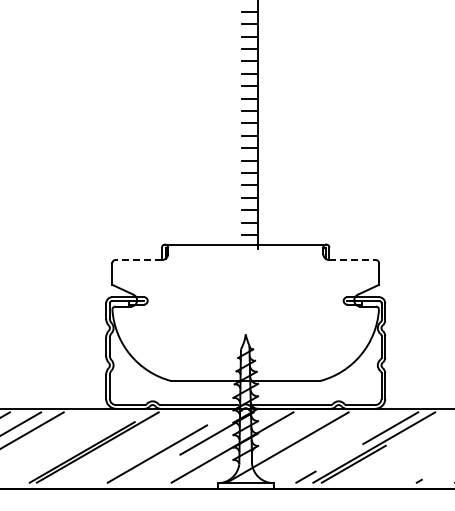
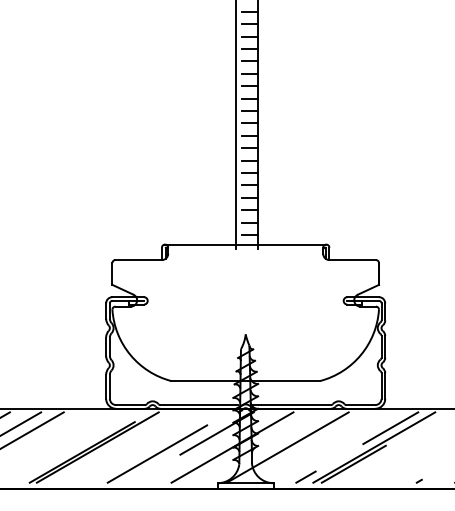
line: none -> present (235, 125)
line: dashed -> solid (138, 260)
line: dashed -> solid (353, 260)
